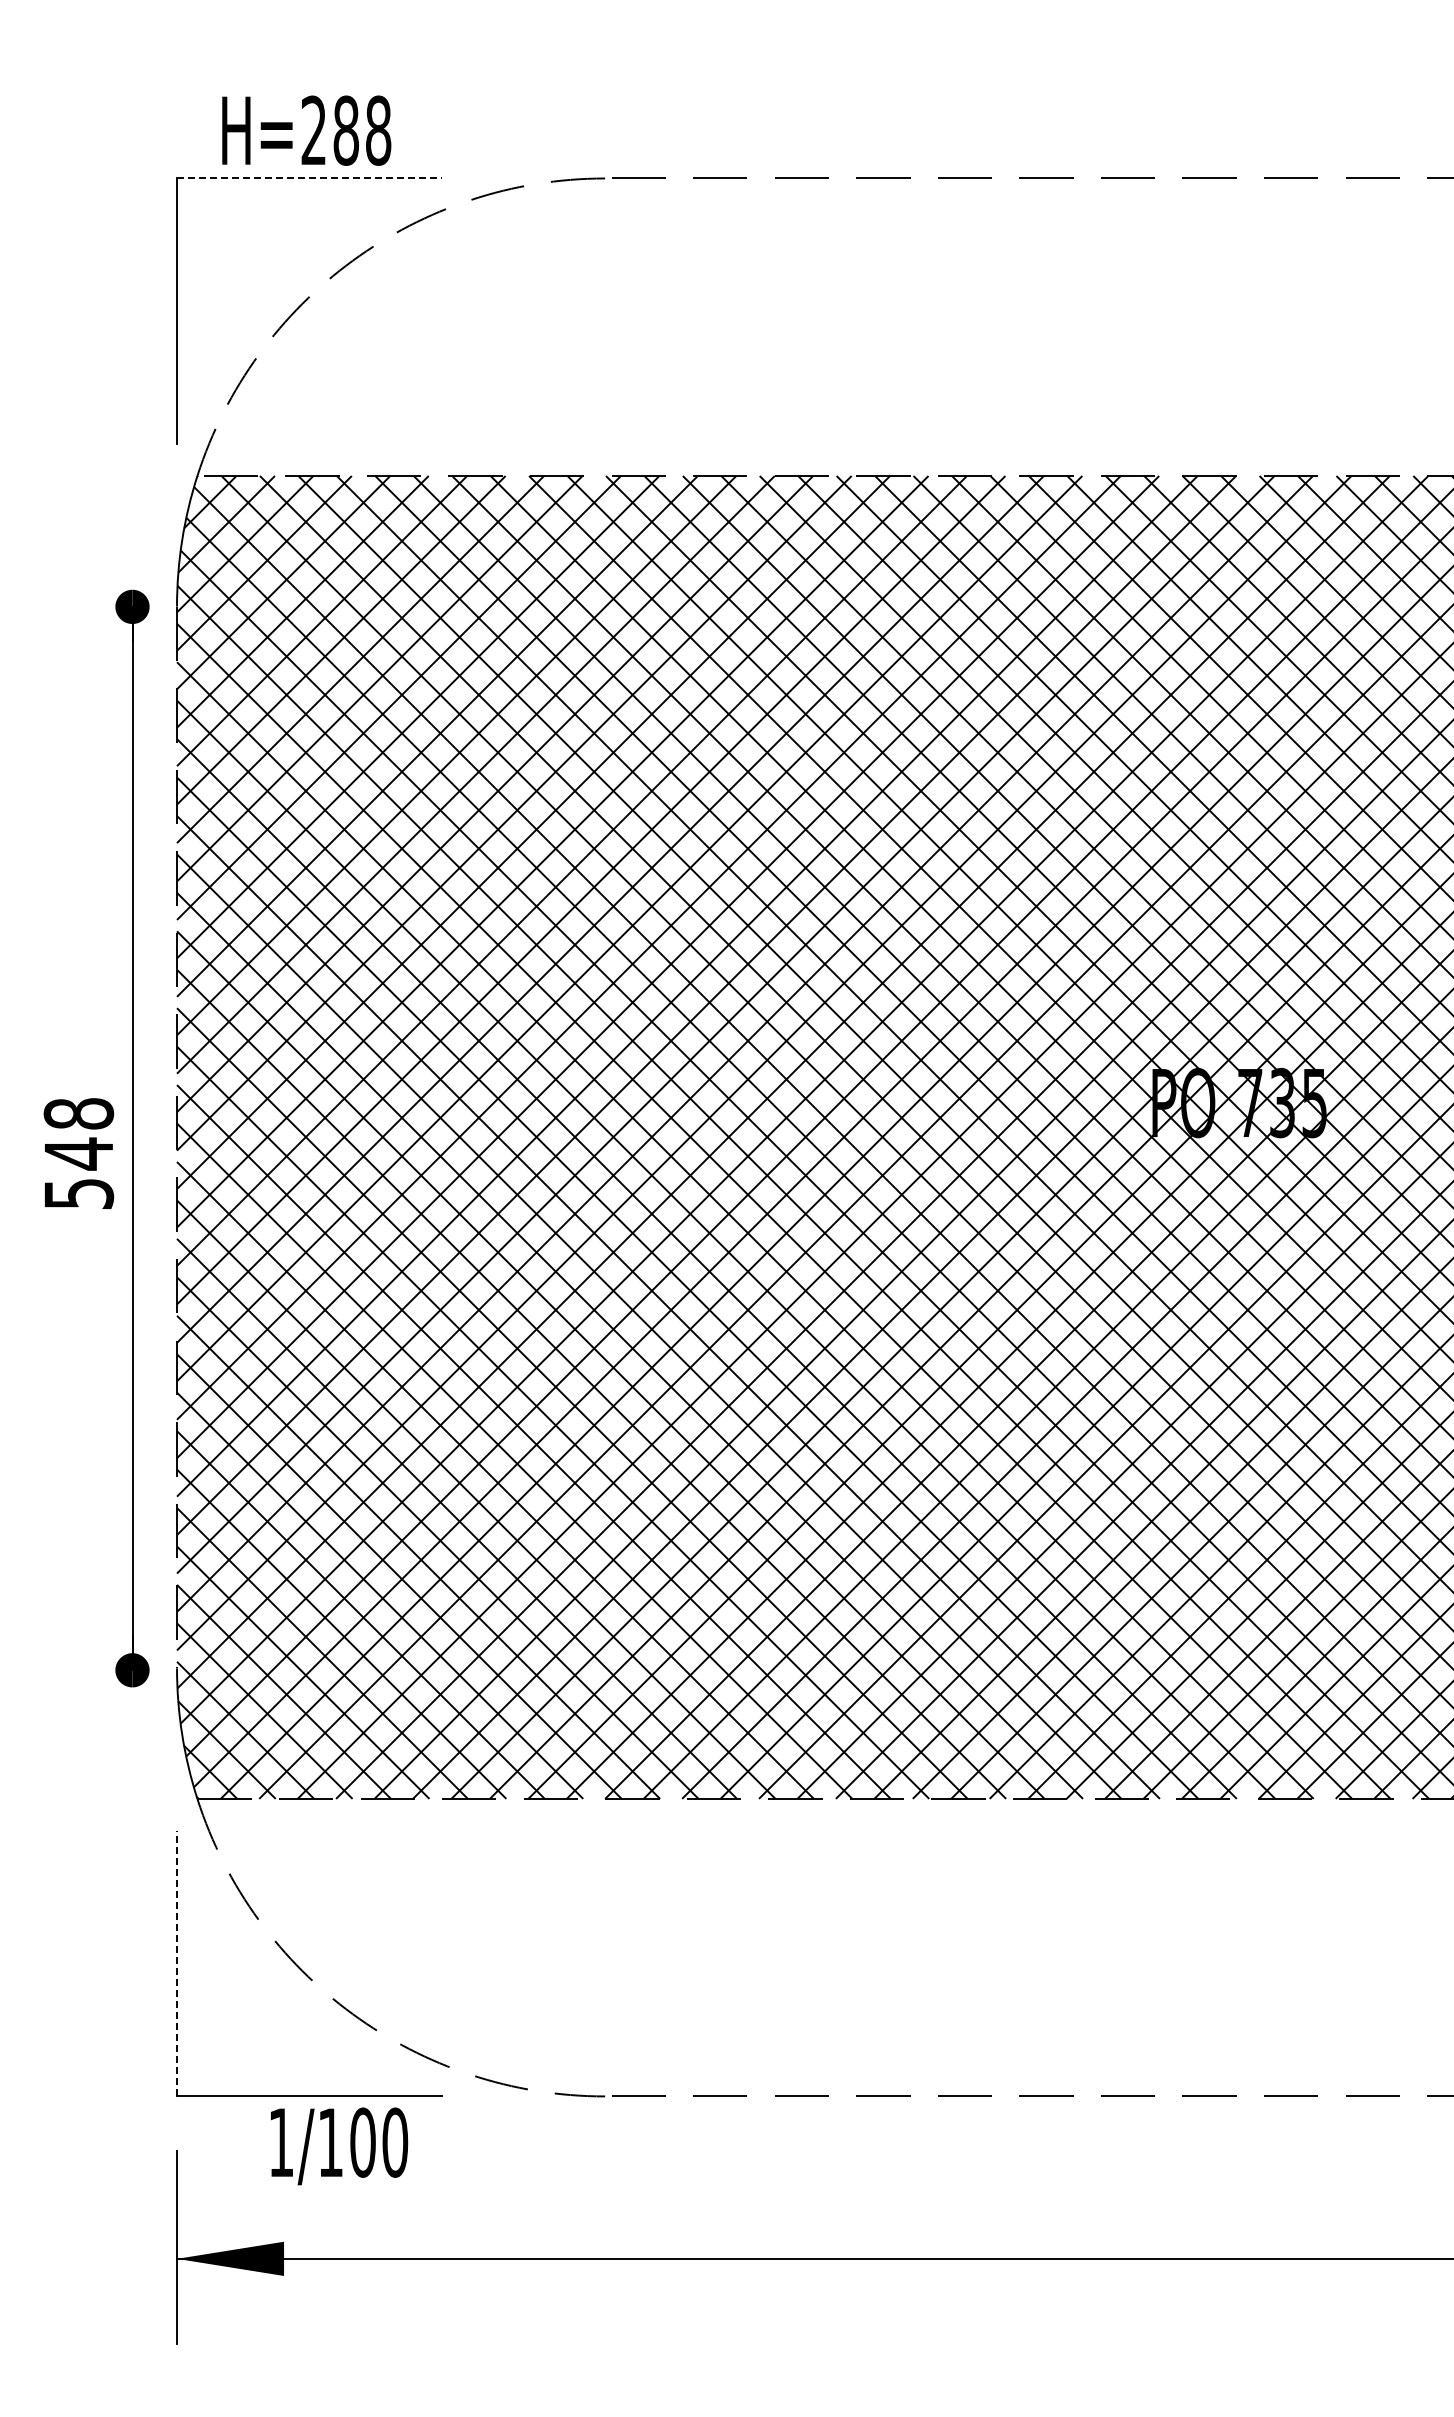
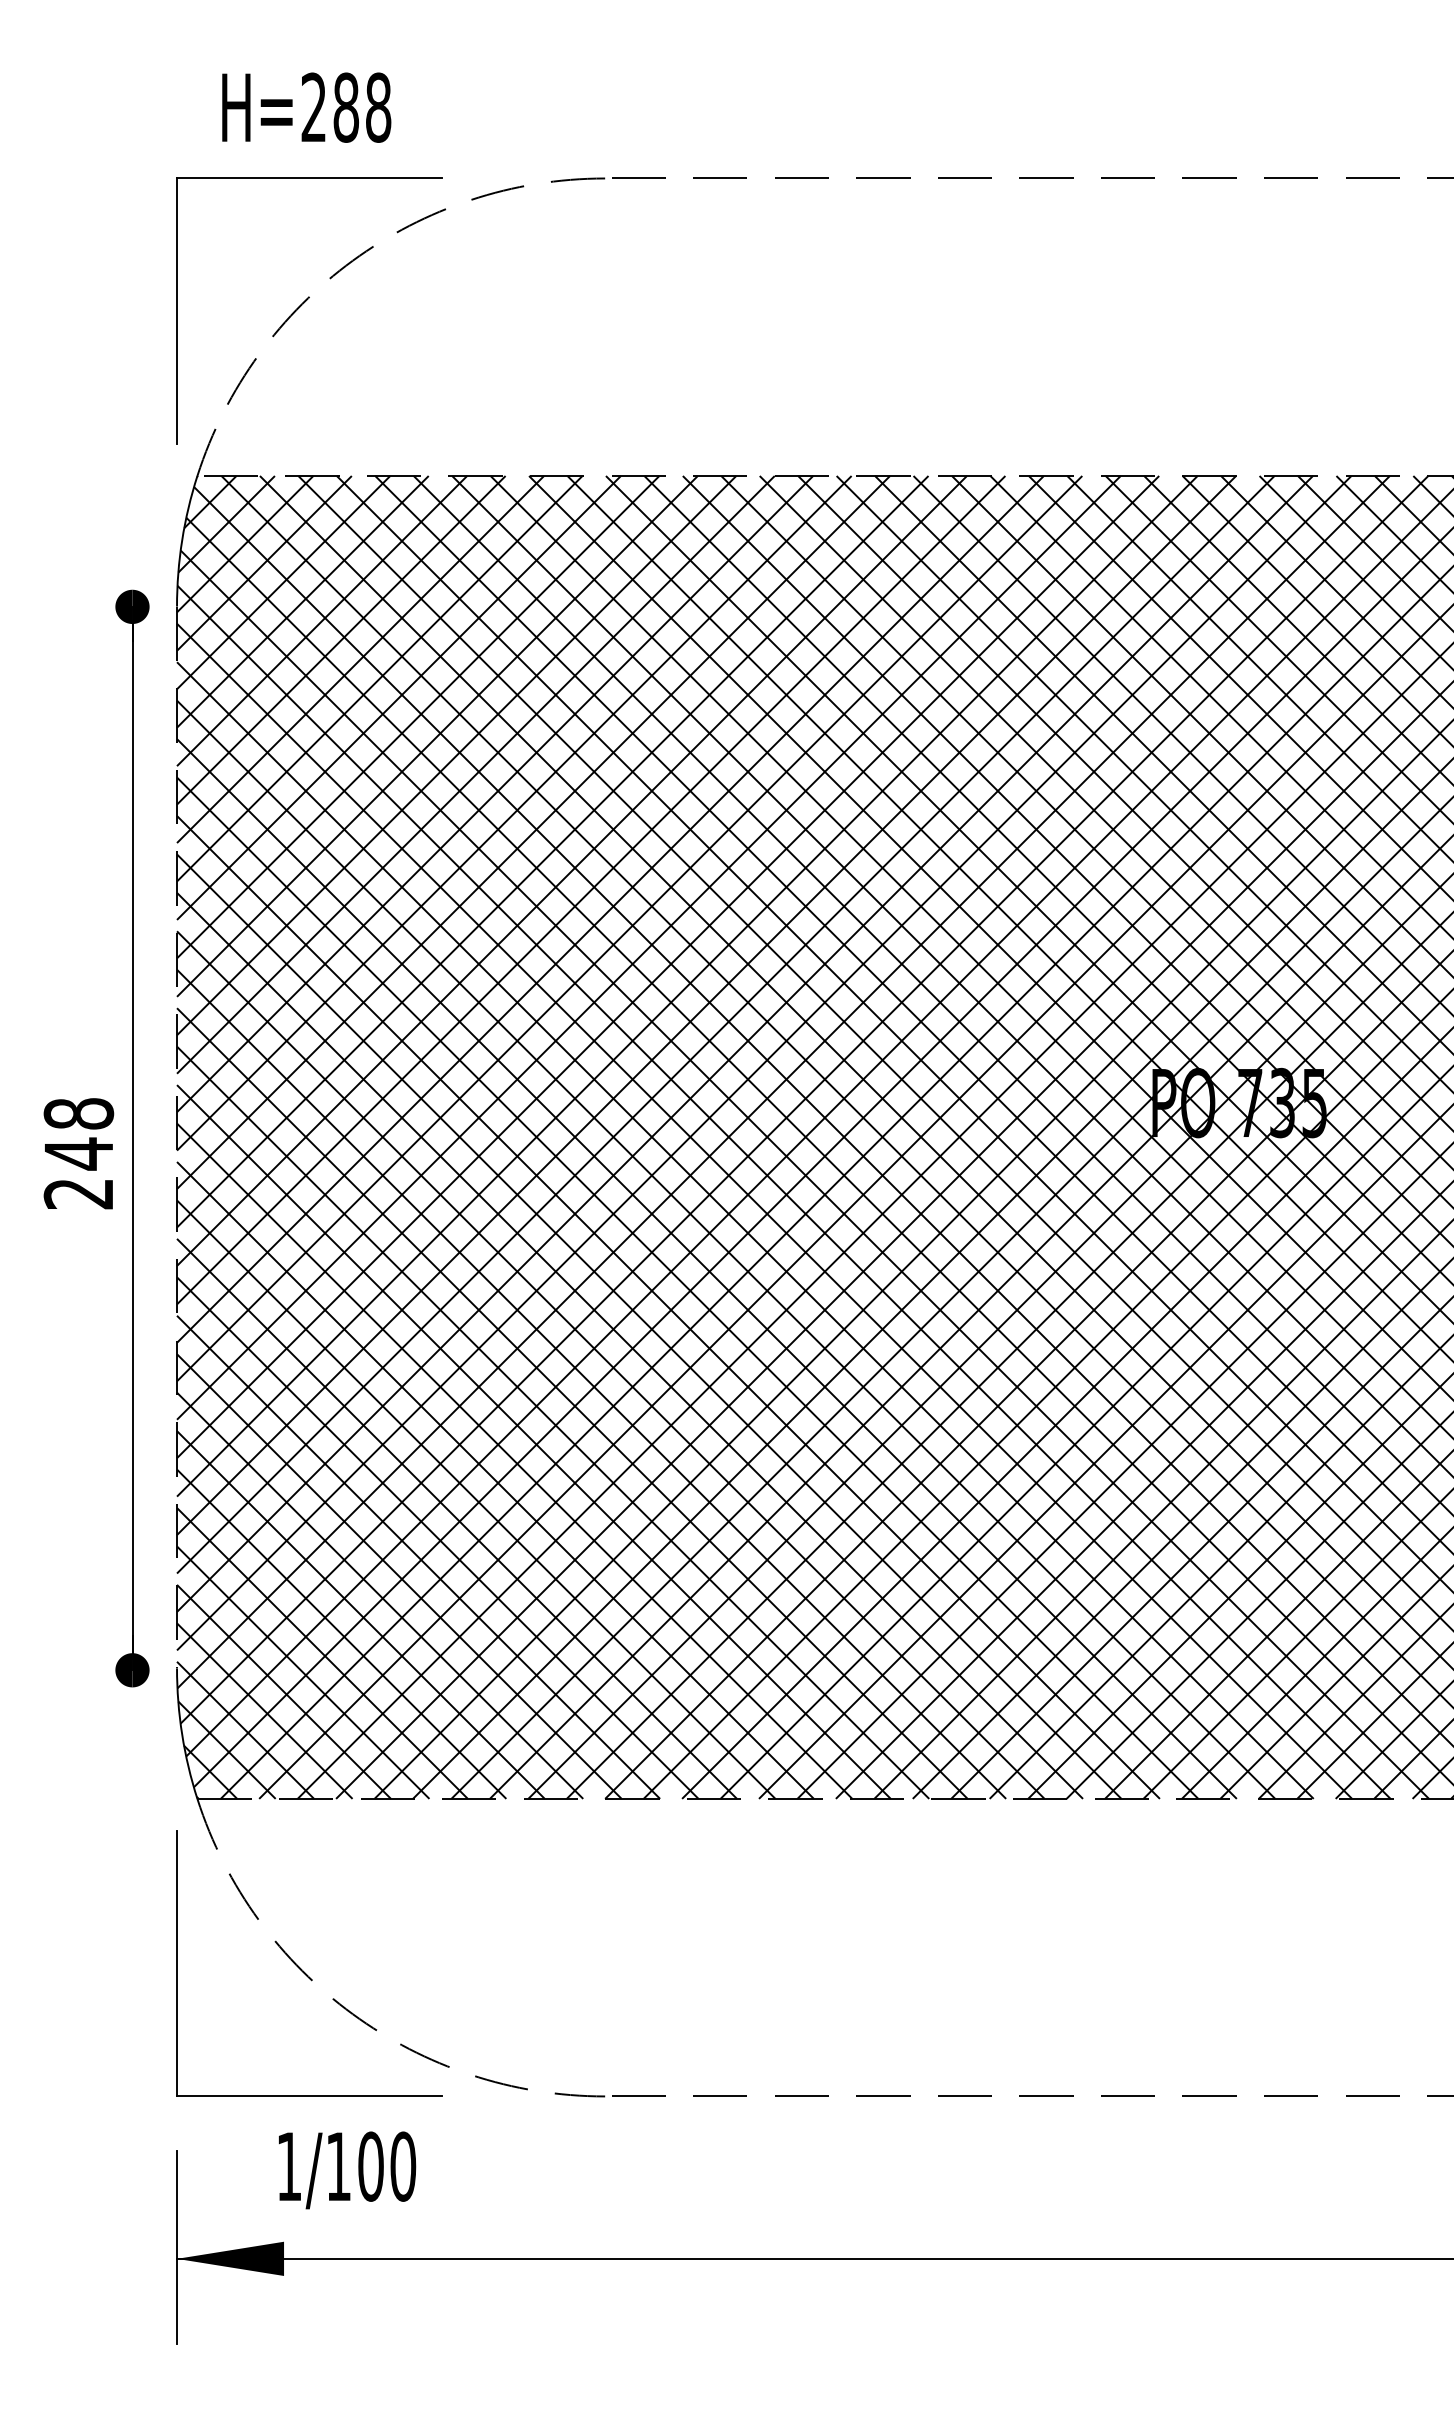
text position: (306, 130) -> (306, 107) (306, 107)
line: dashed -> solid (309, 178)
text: 548 -> 248 (78, 1194)
line: dashed -> solid (177, 1963)
text position: (339, 2146) -> (347, 2170) (347, 2170)
